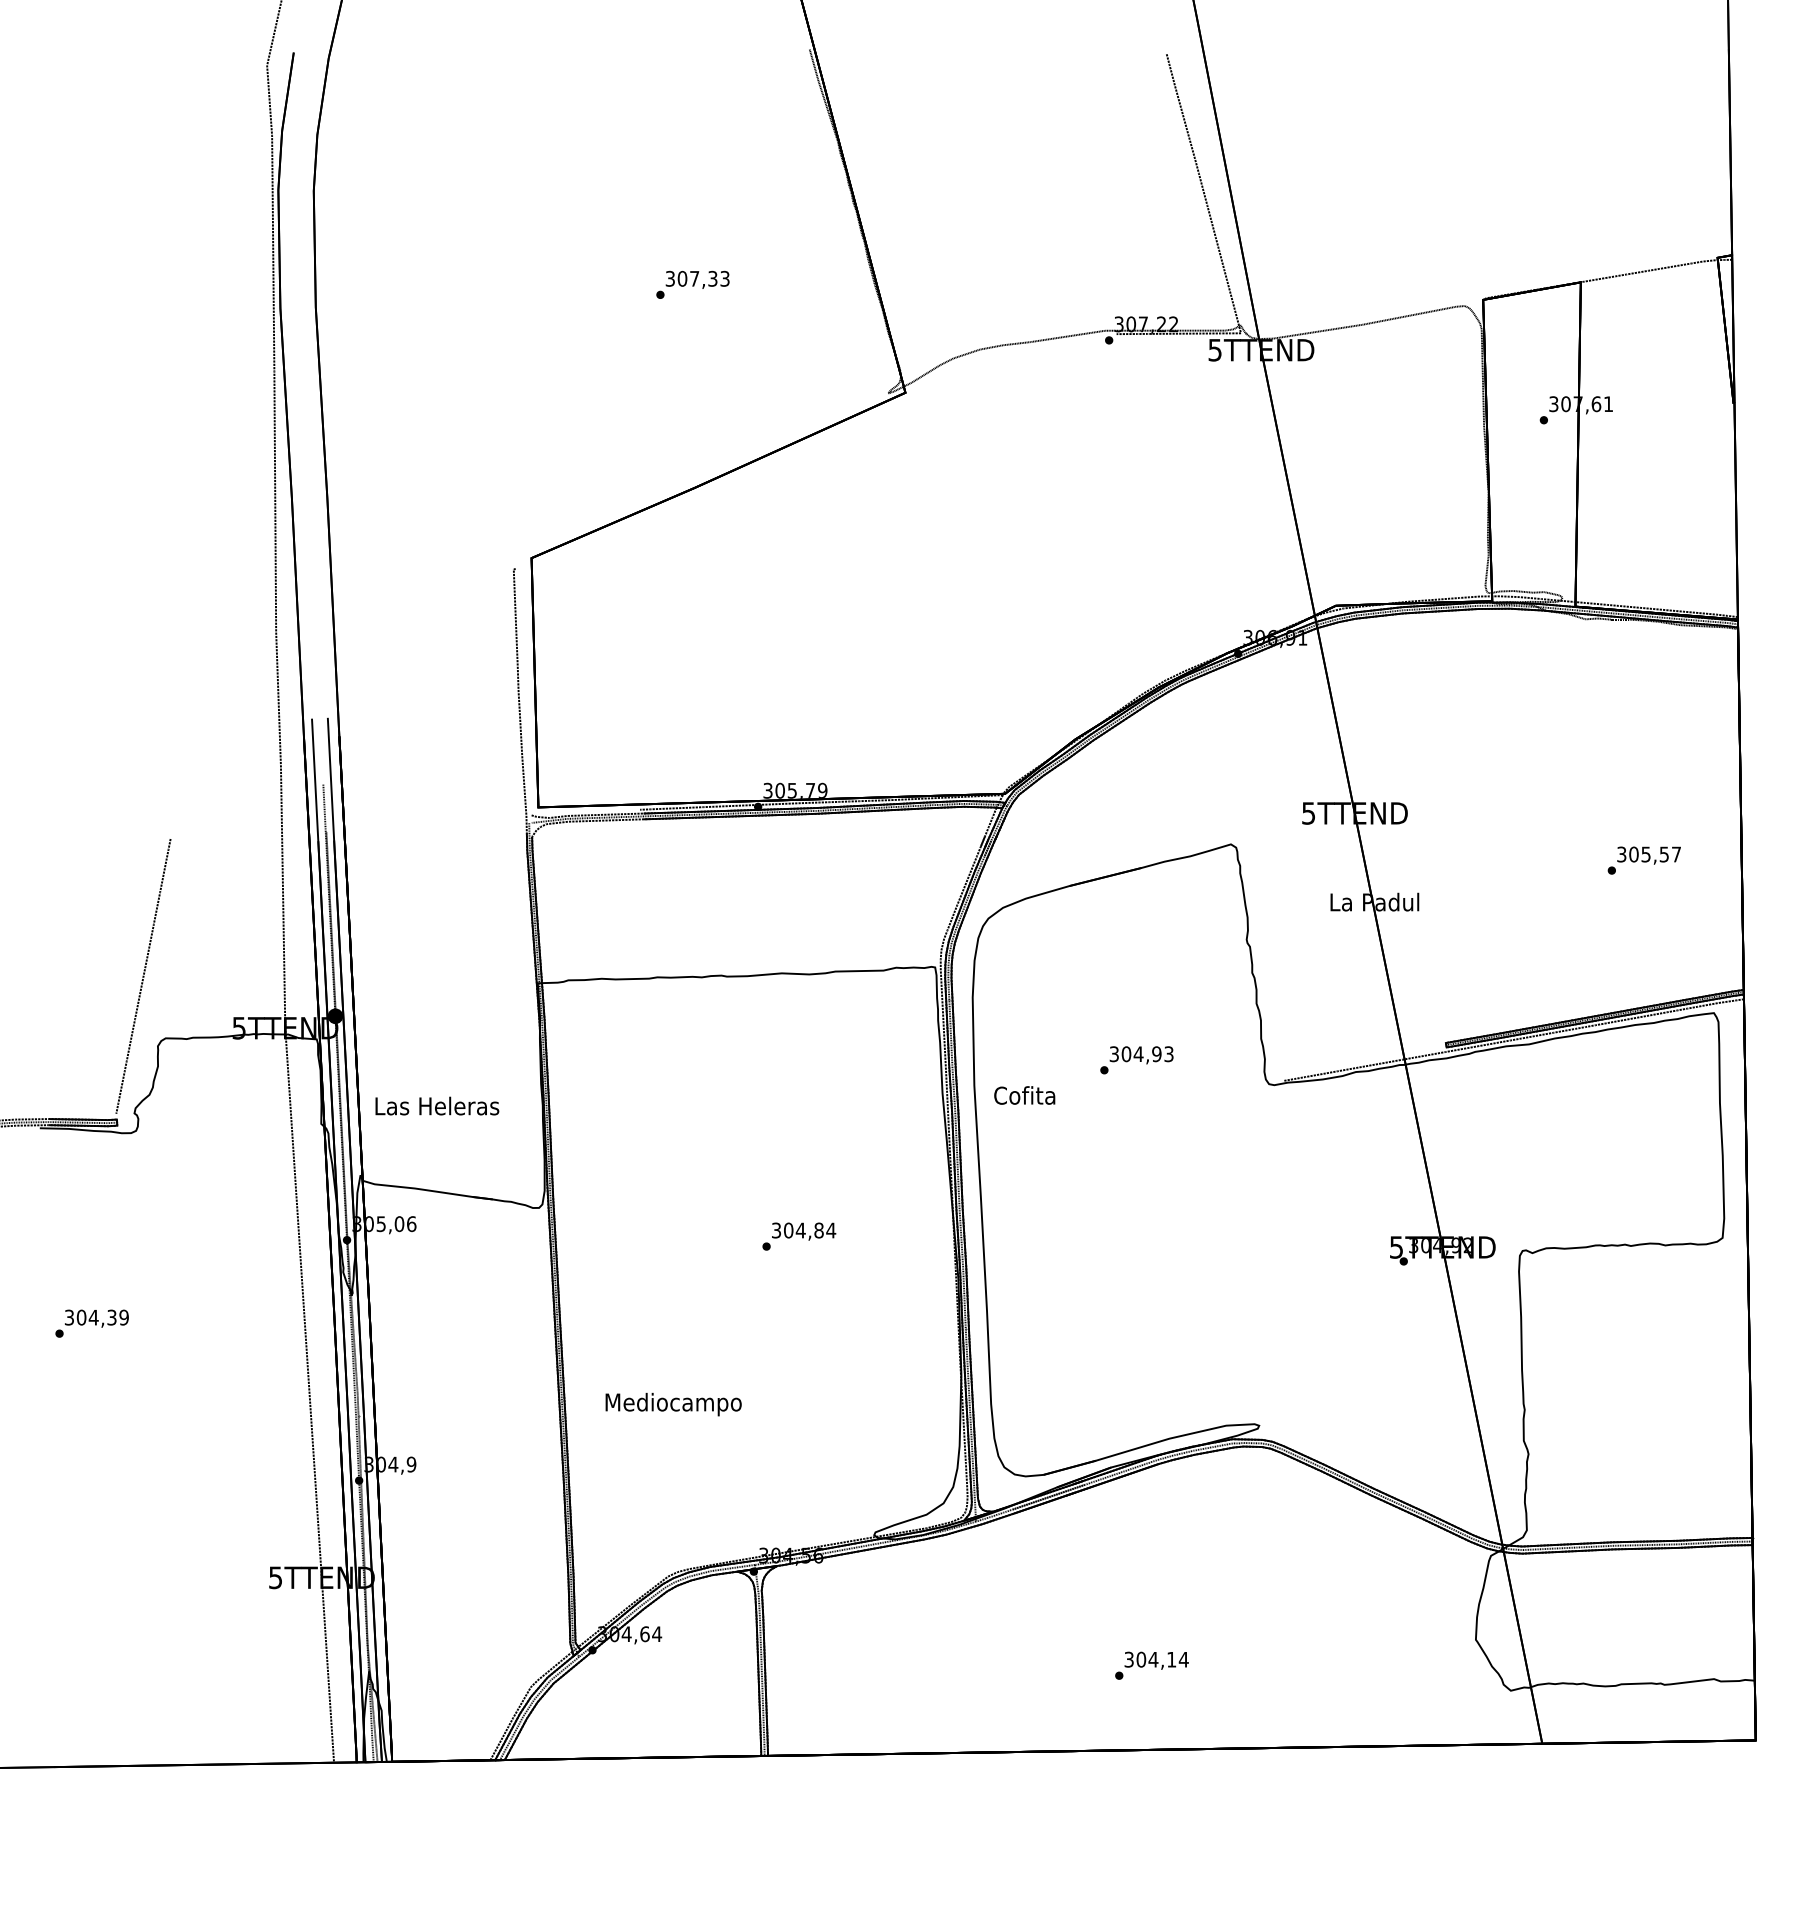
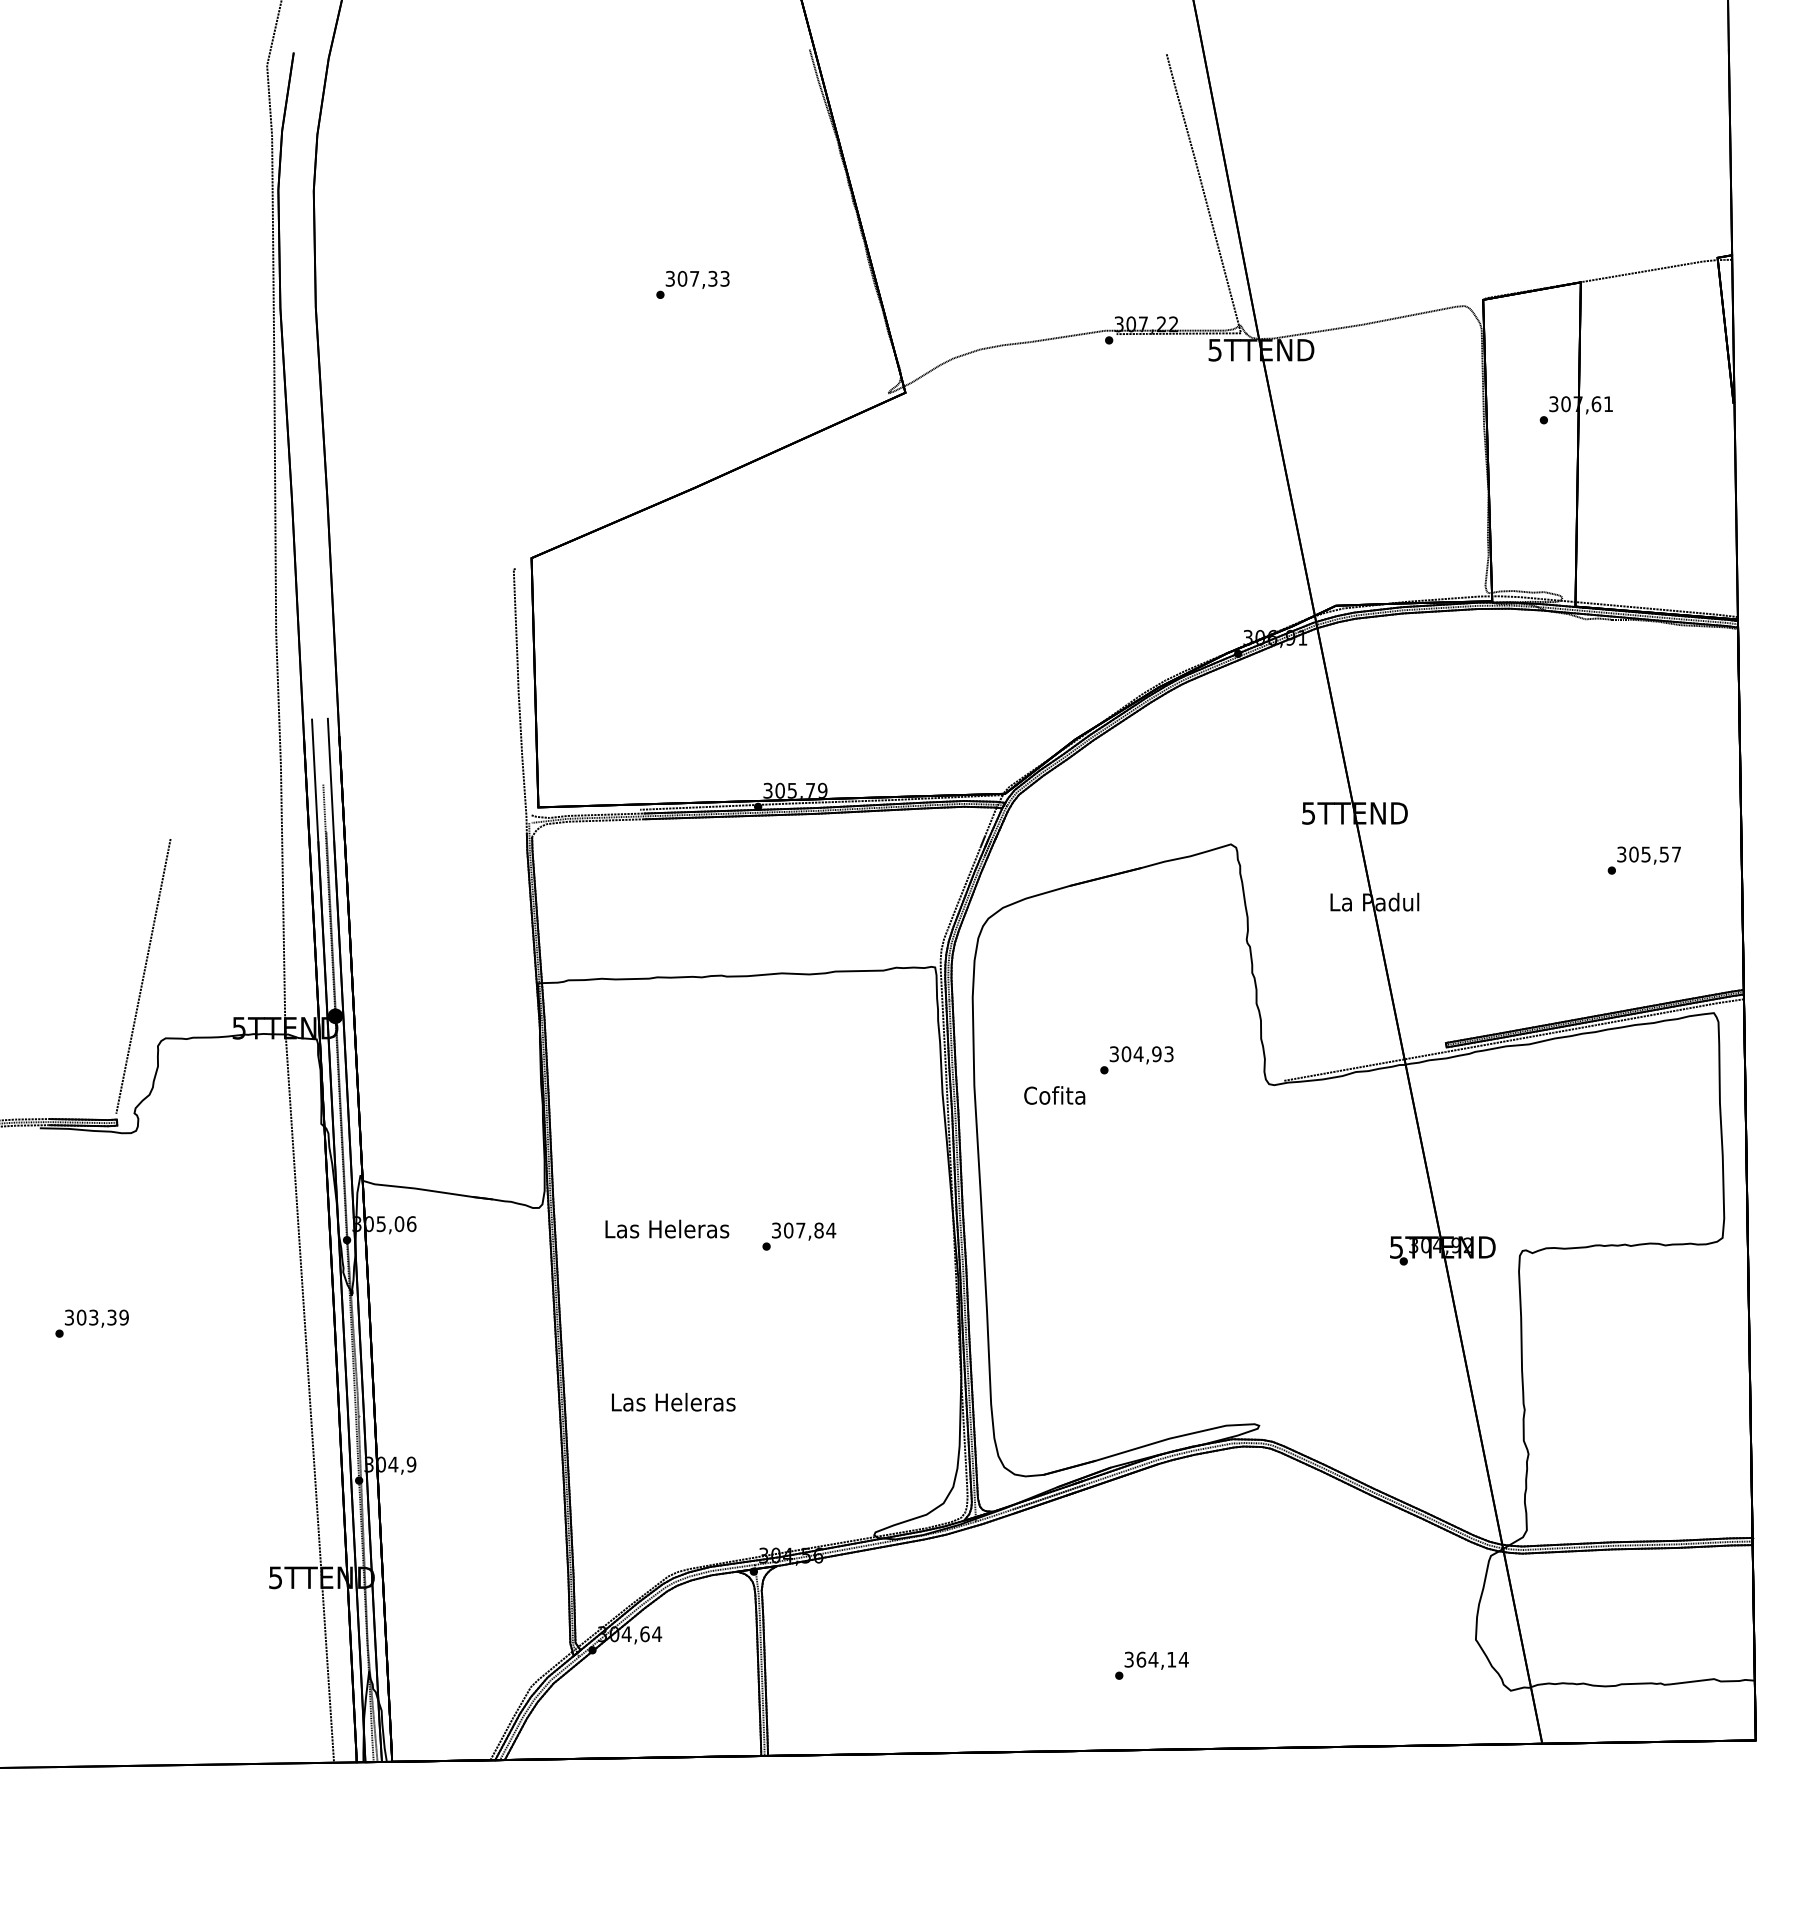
text position: (1024, 1095) -> (1054, 1095) (1054, 1095)
text position: (437, 1105) -> (667, 1228) (667, 1228)
text: 304,84 -> 307,84 (800, 1230)
text: 304,39 -> 303,39 (93, 1317)
text: Mediocampo -> Las Heleras (673, 1404)
text: 304,14 -> 364,14 (1141, 1659)
